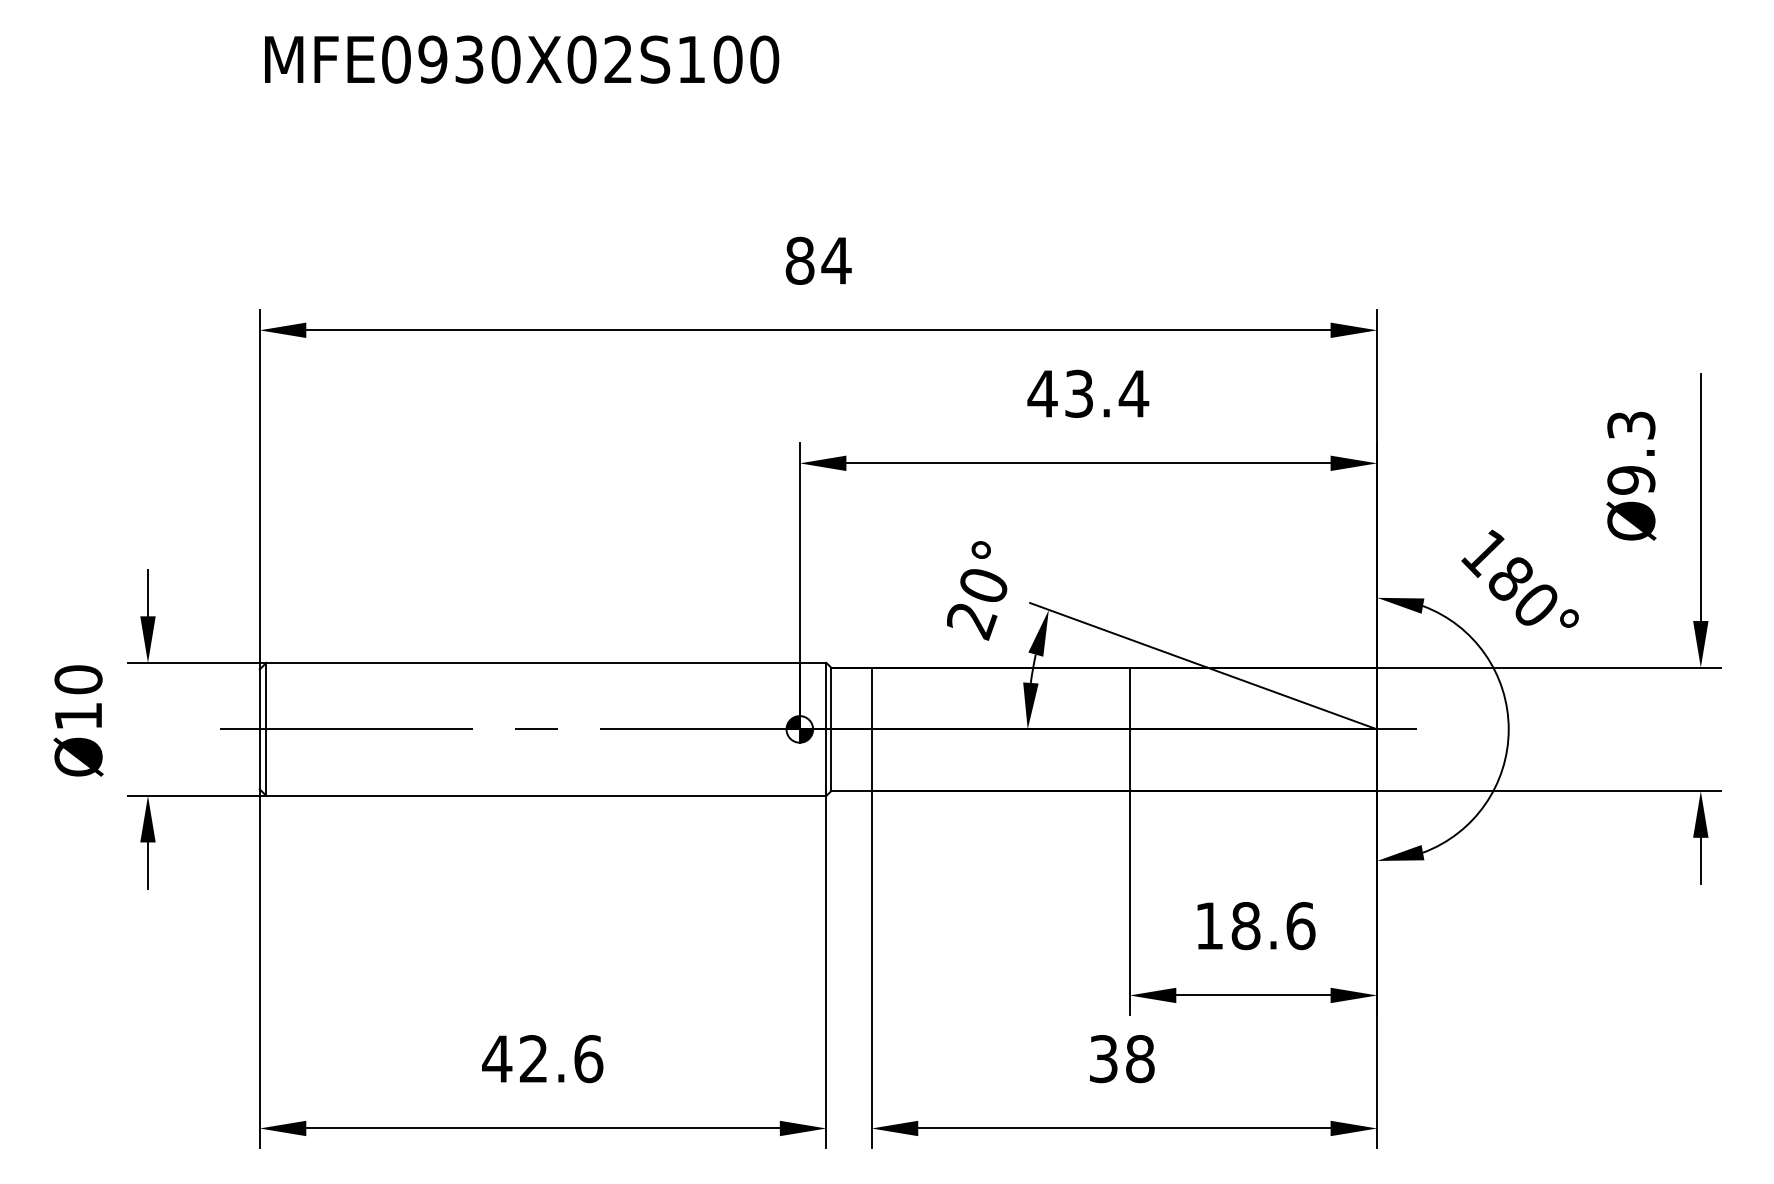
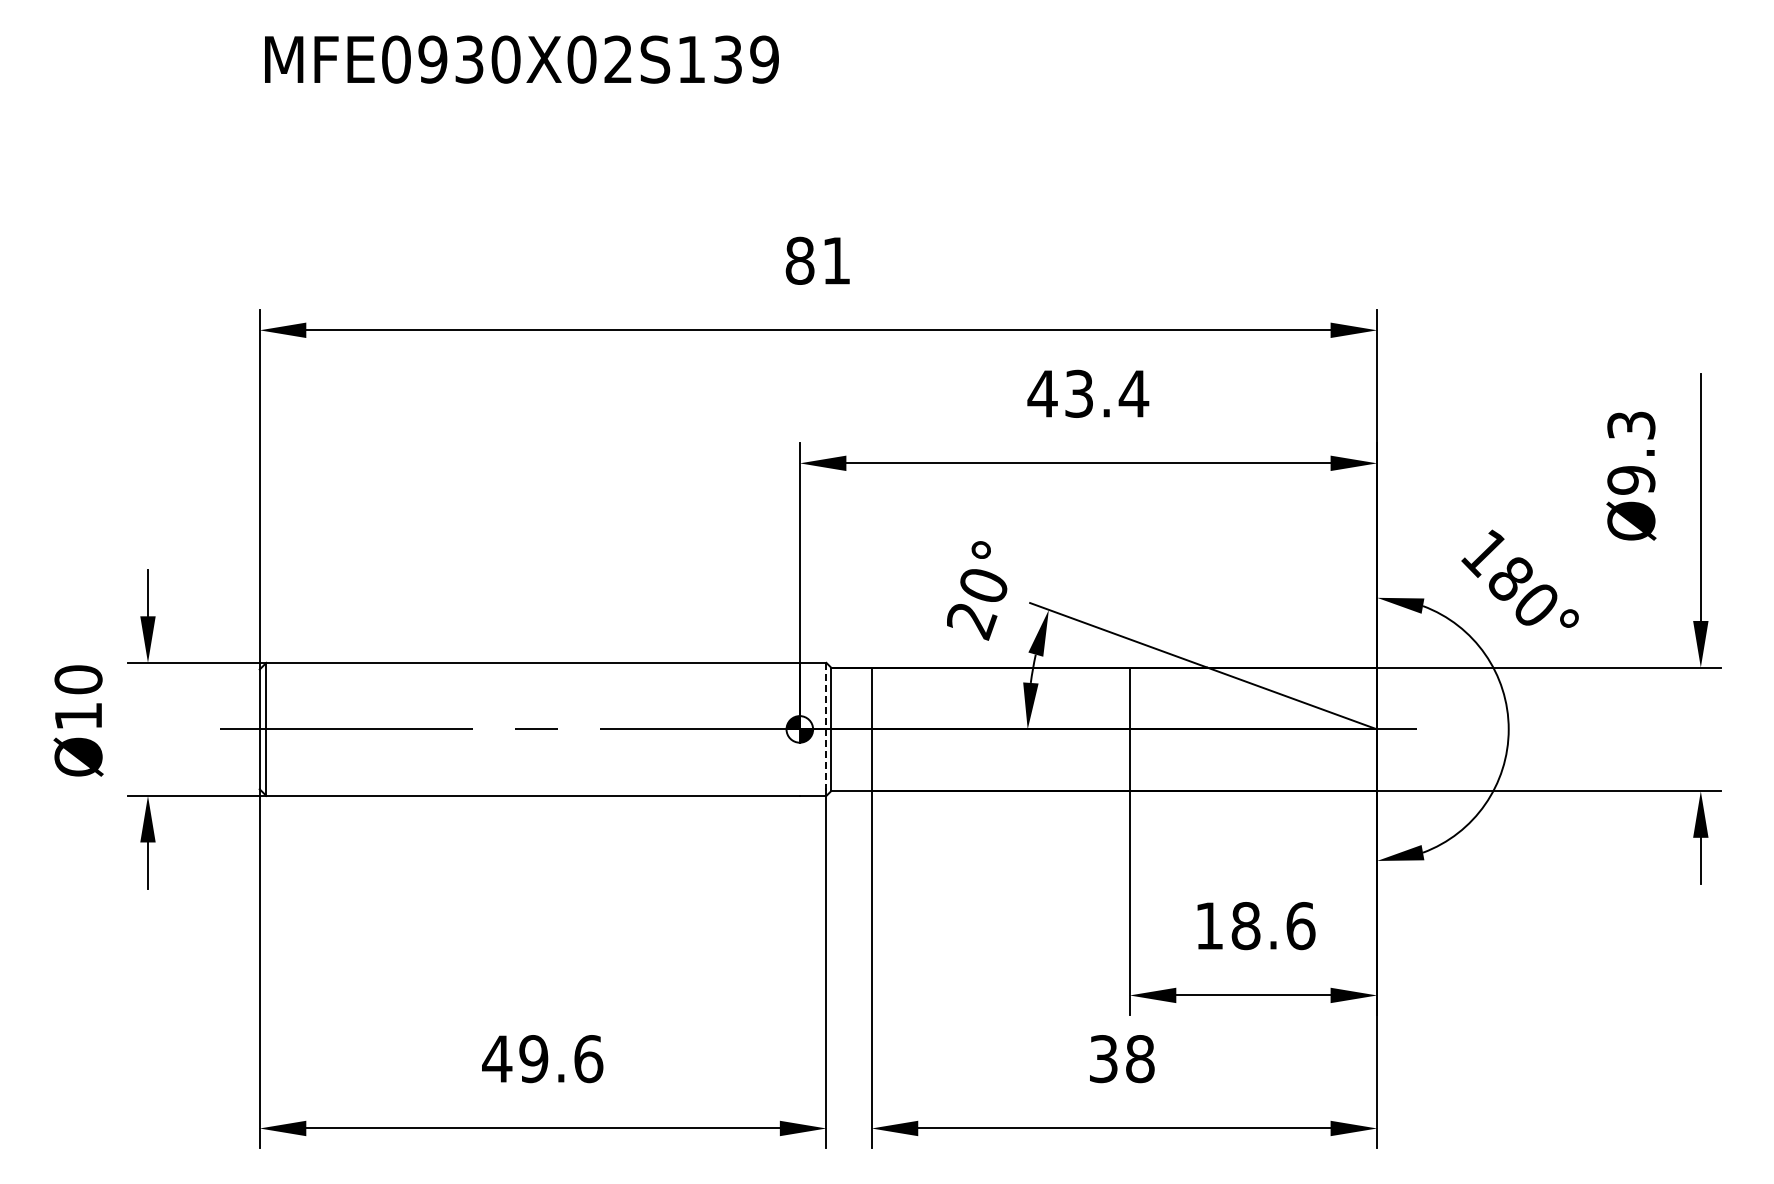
text: MFE0930X02S100 -> MFE0930X02S139 (746, 59)
text: 84 -> 81 (836, 260)
line: solid -> dashed (826, 729)
text: 42.6 -> 49.6 (533, 1059)
